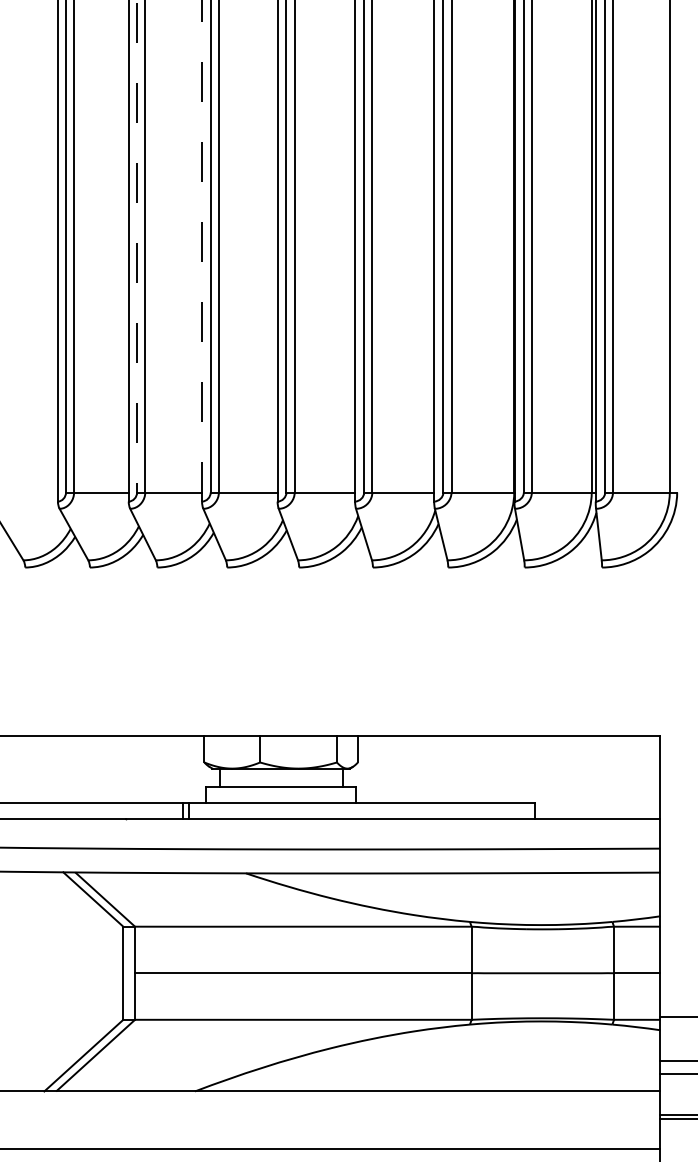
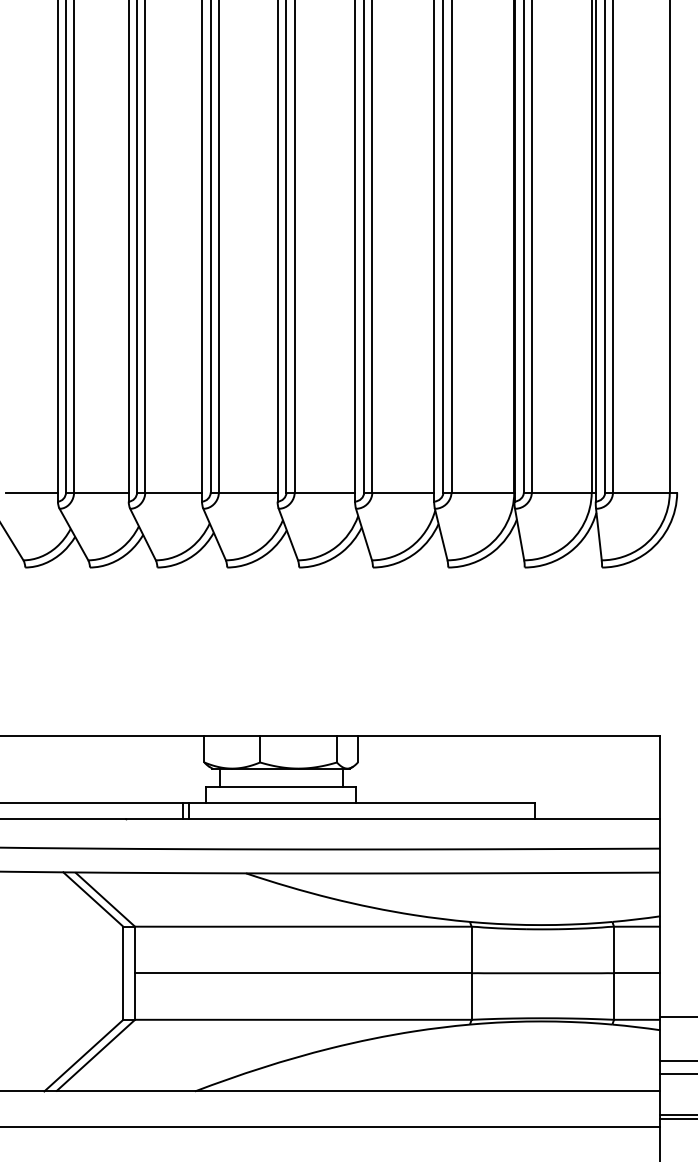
line: dashed -> solid (137, 246)
line: dashed -> solid (202, 250)
line: none -> present (31, 492)
line position: (331, 1149) -> (331, 1127) (331, 1127)
